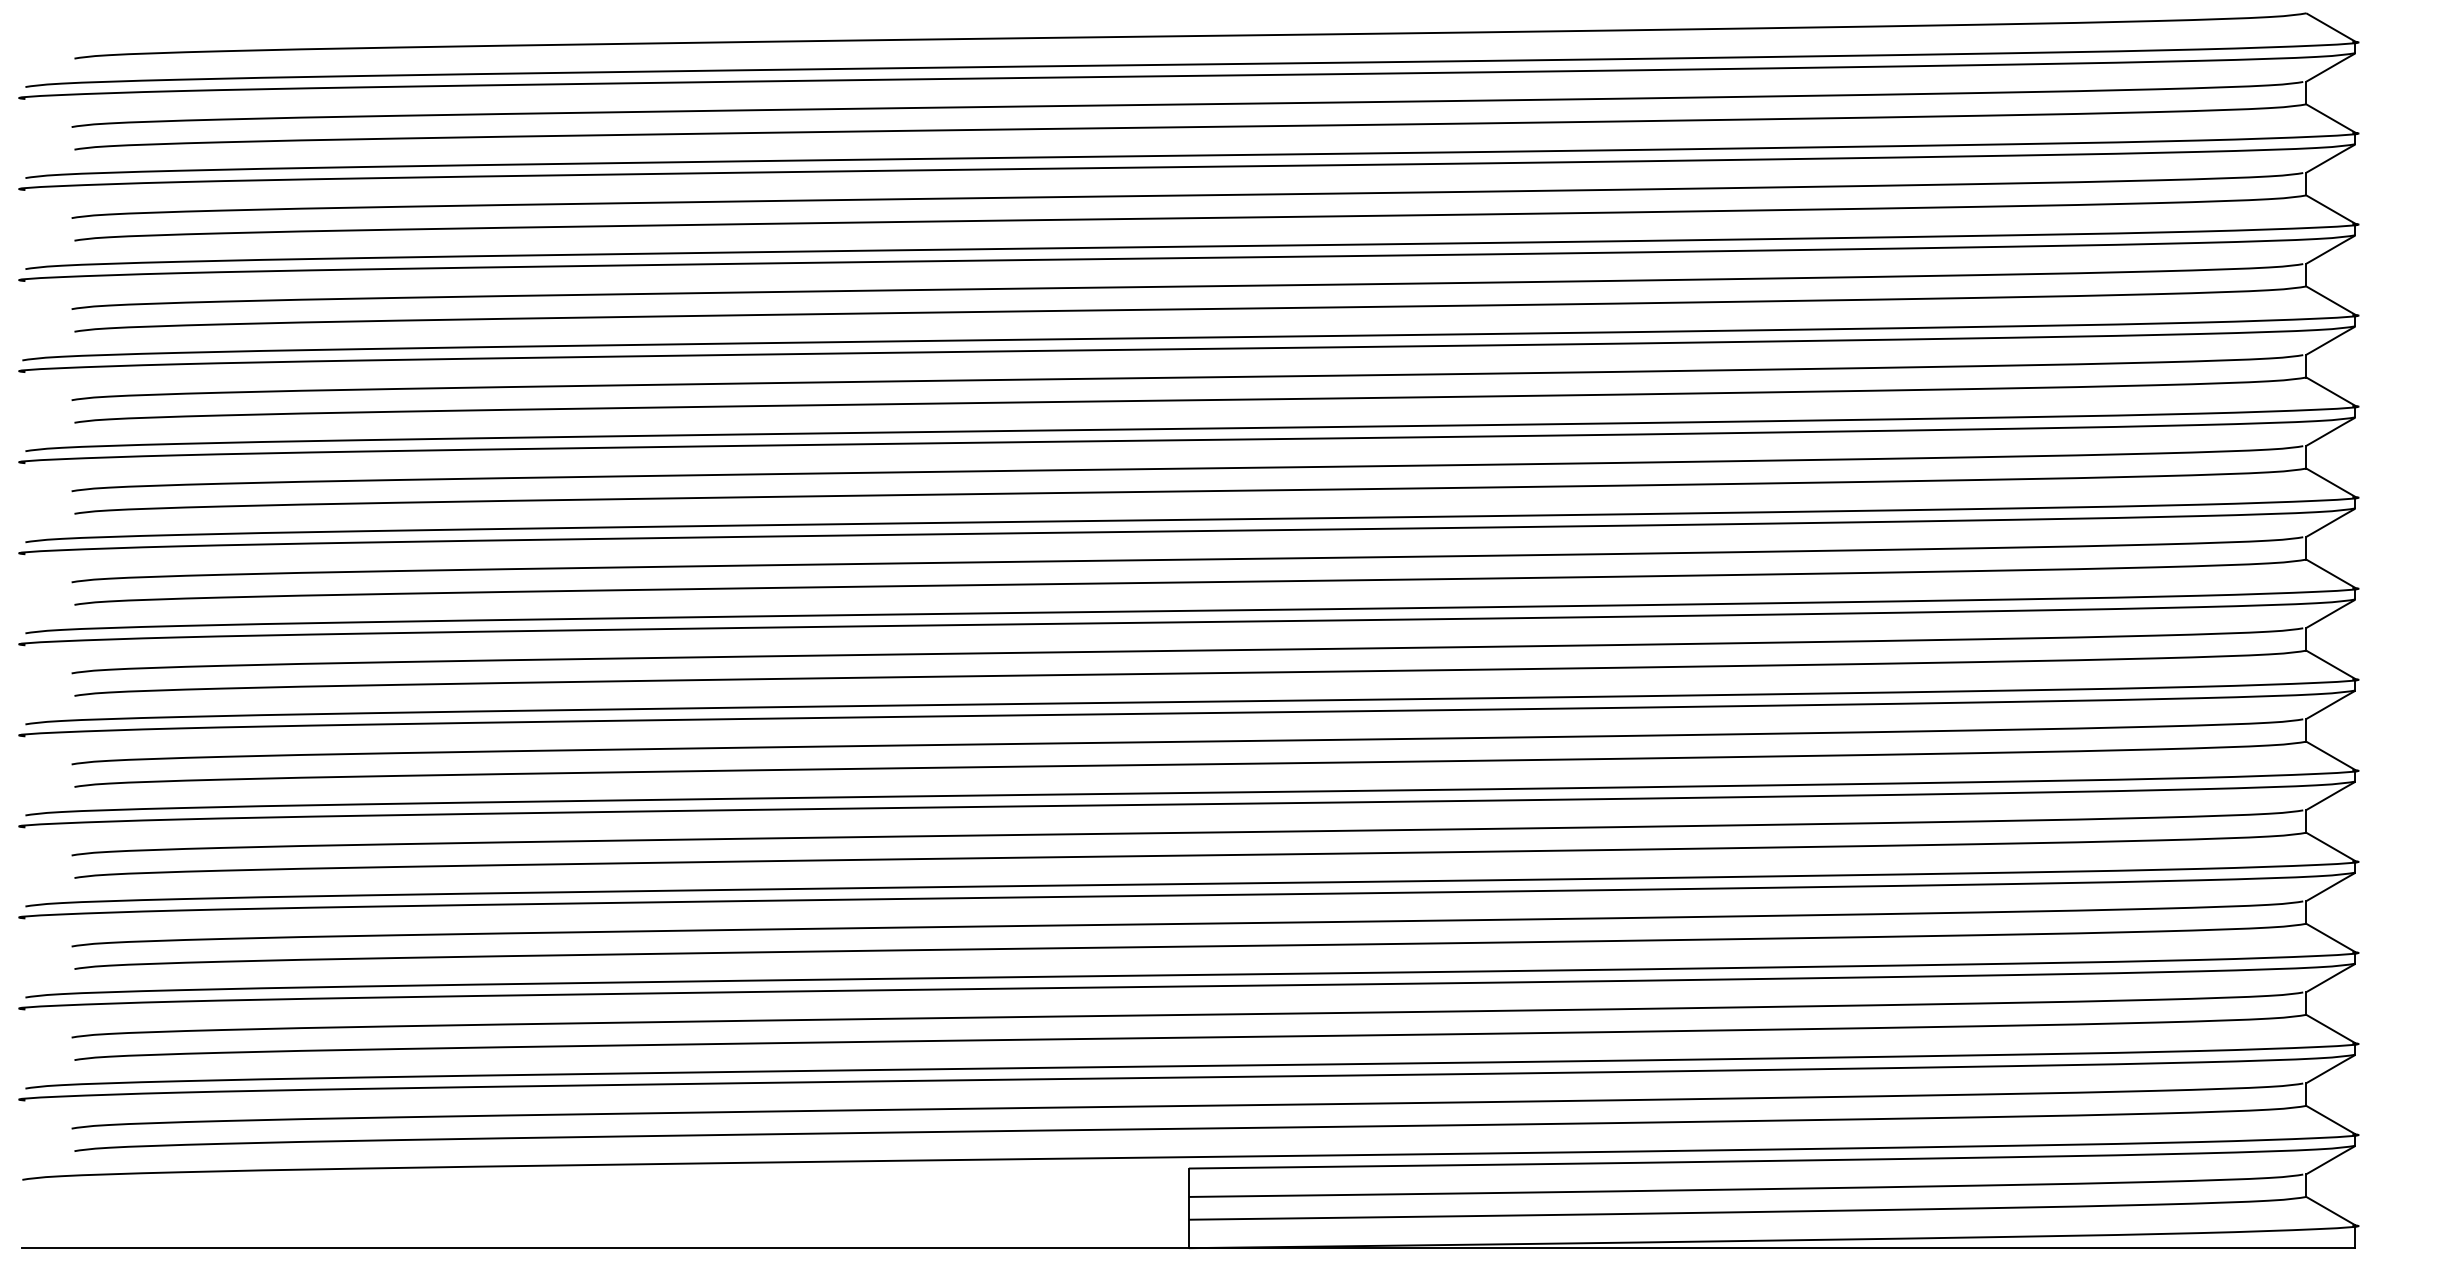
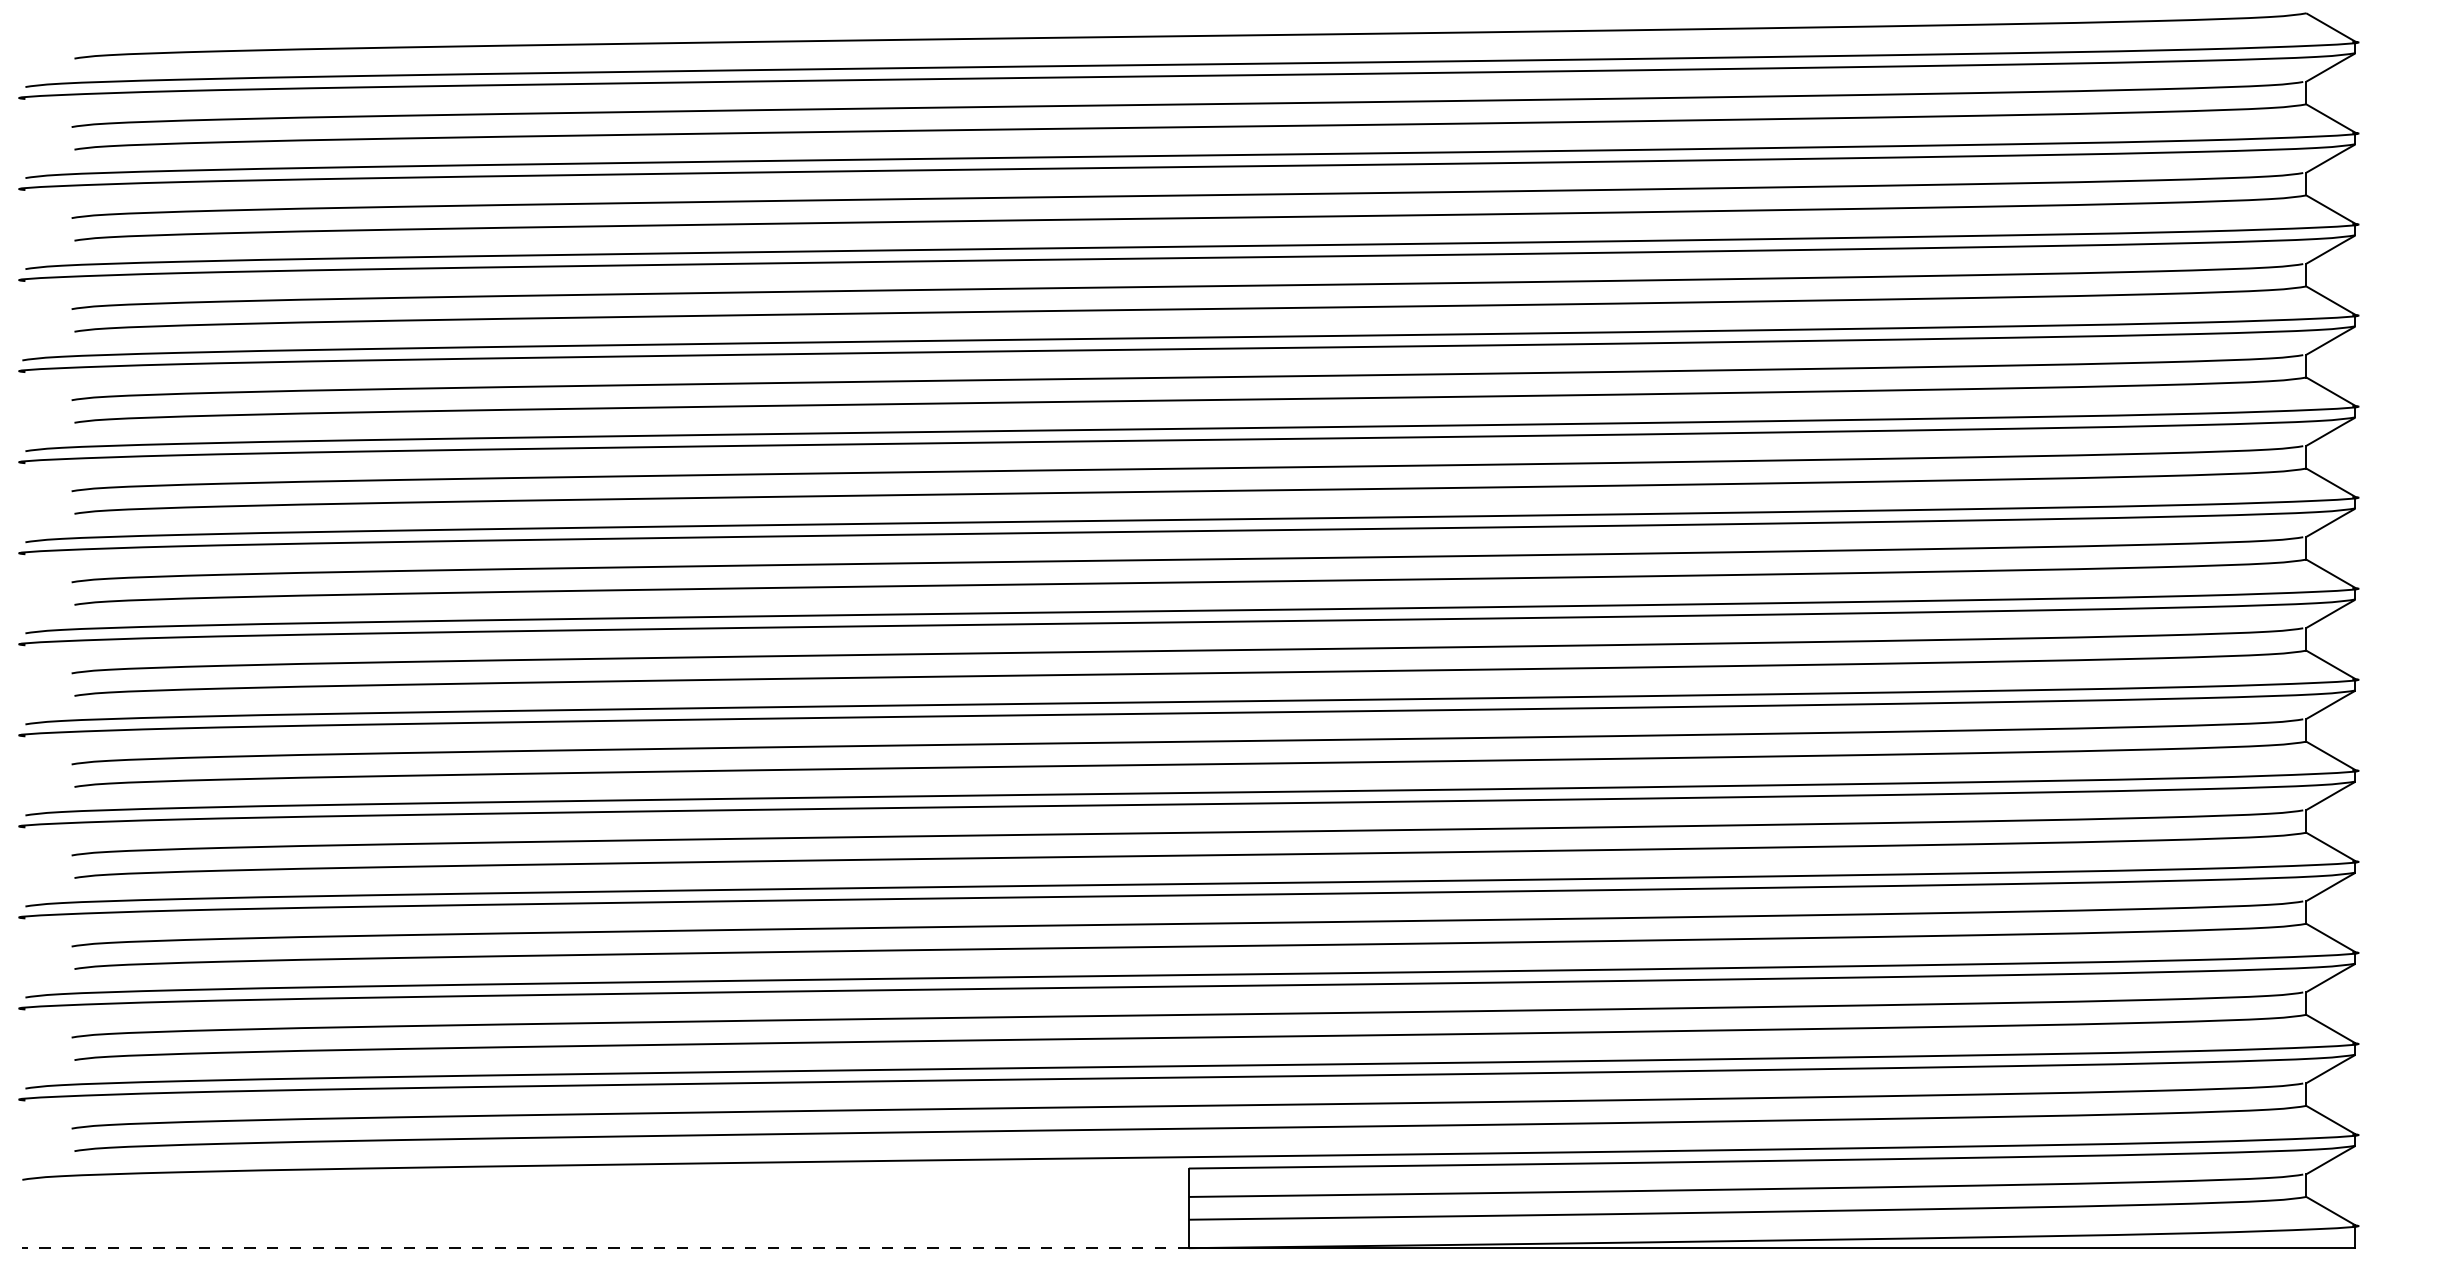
line: solid -> dashed (605, 1248)
